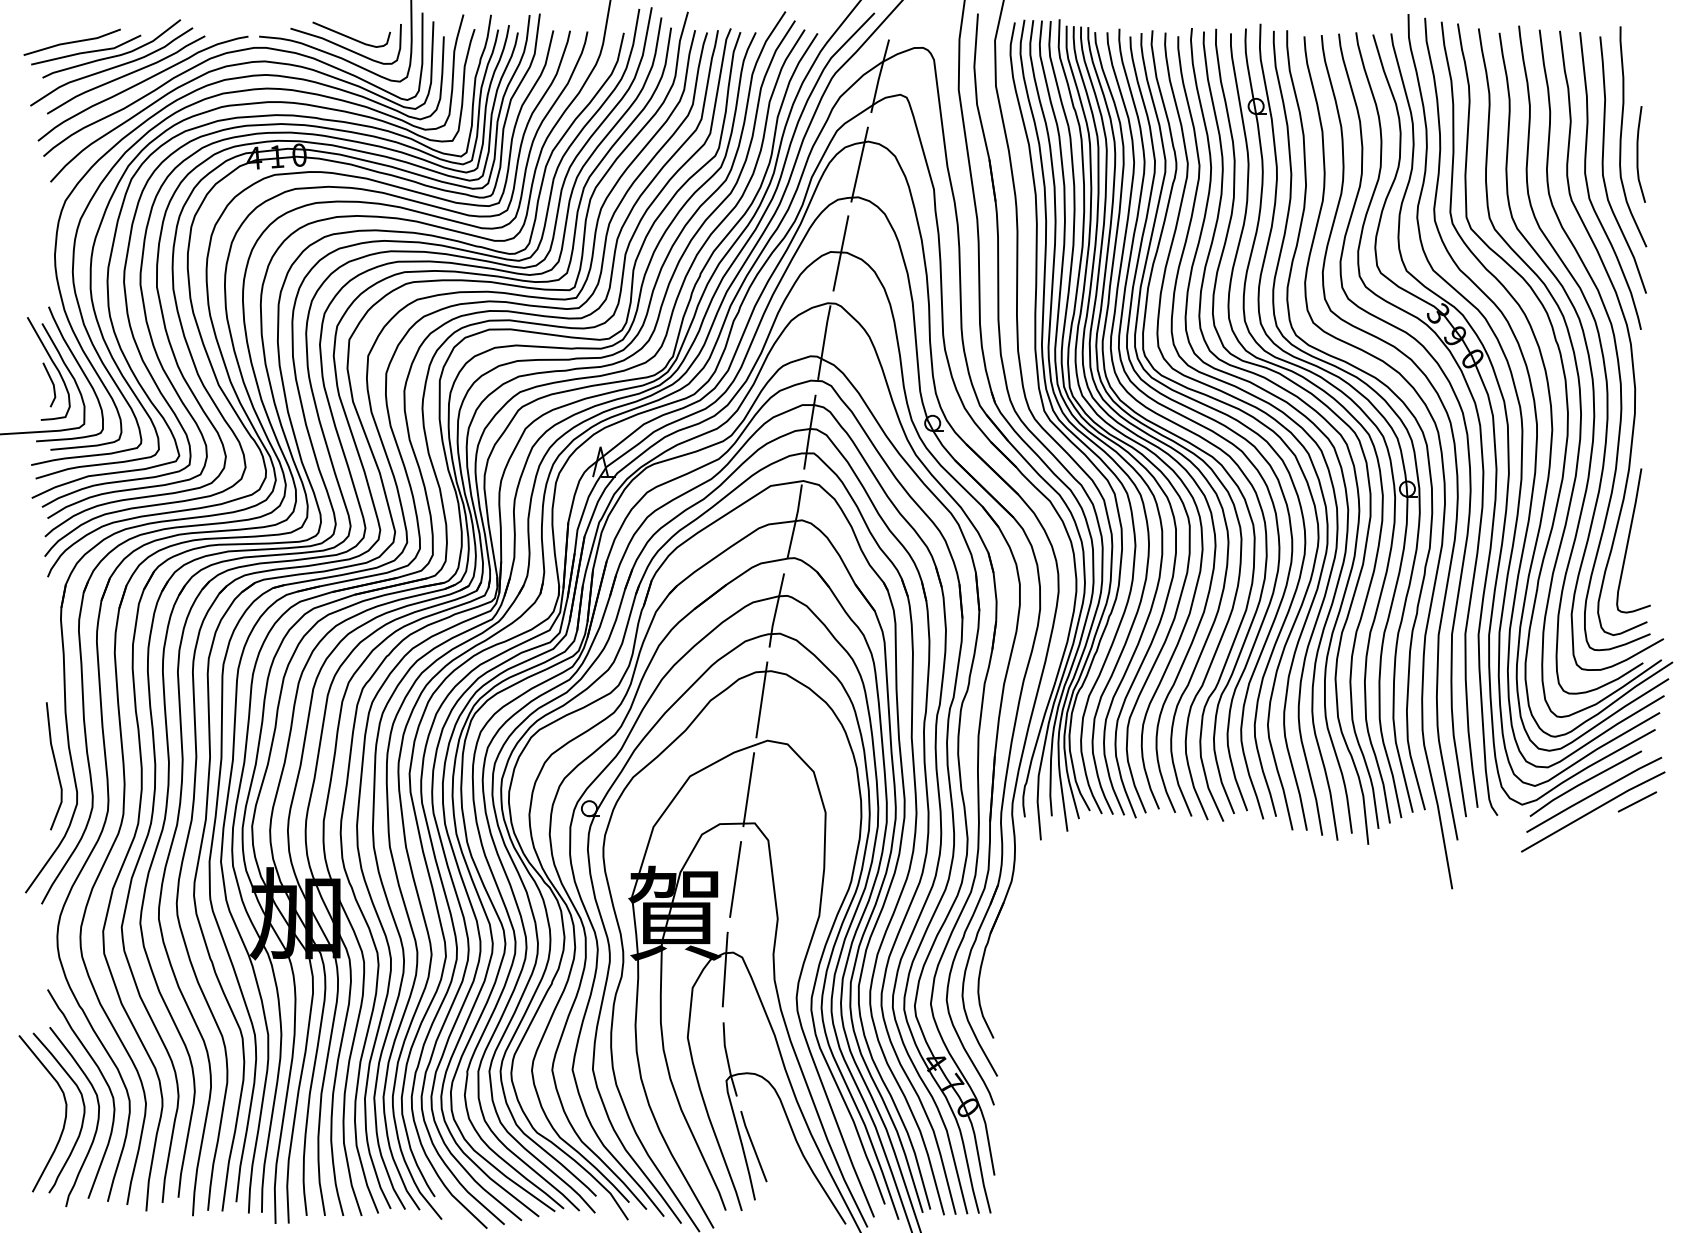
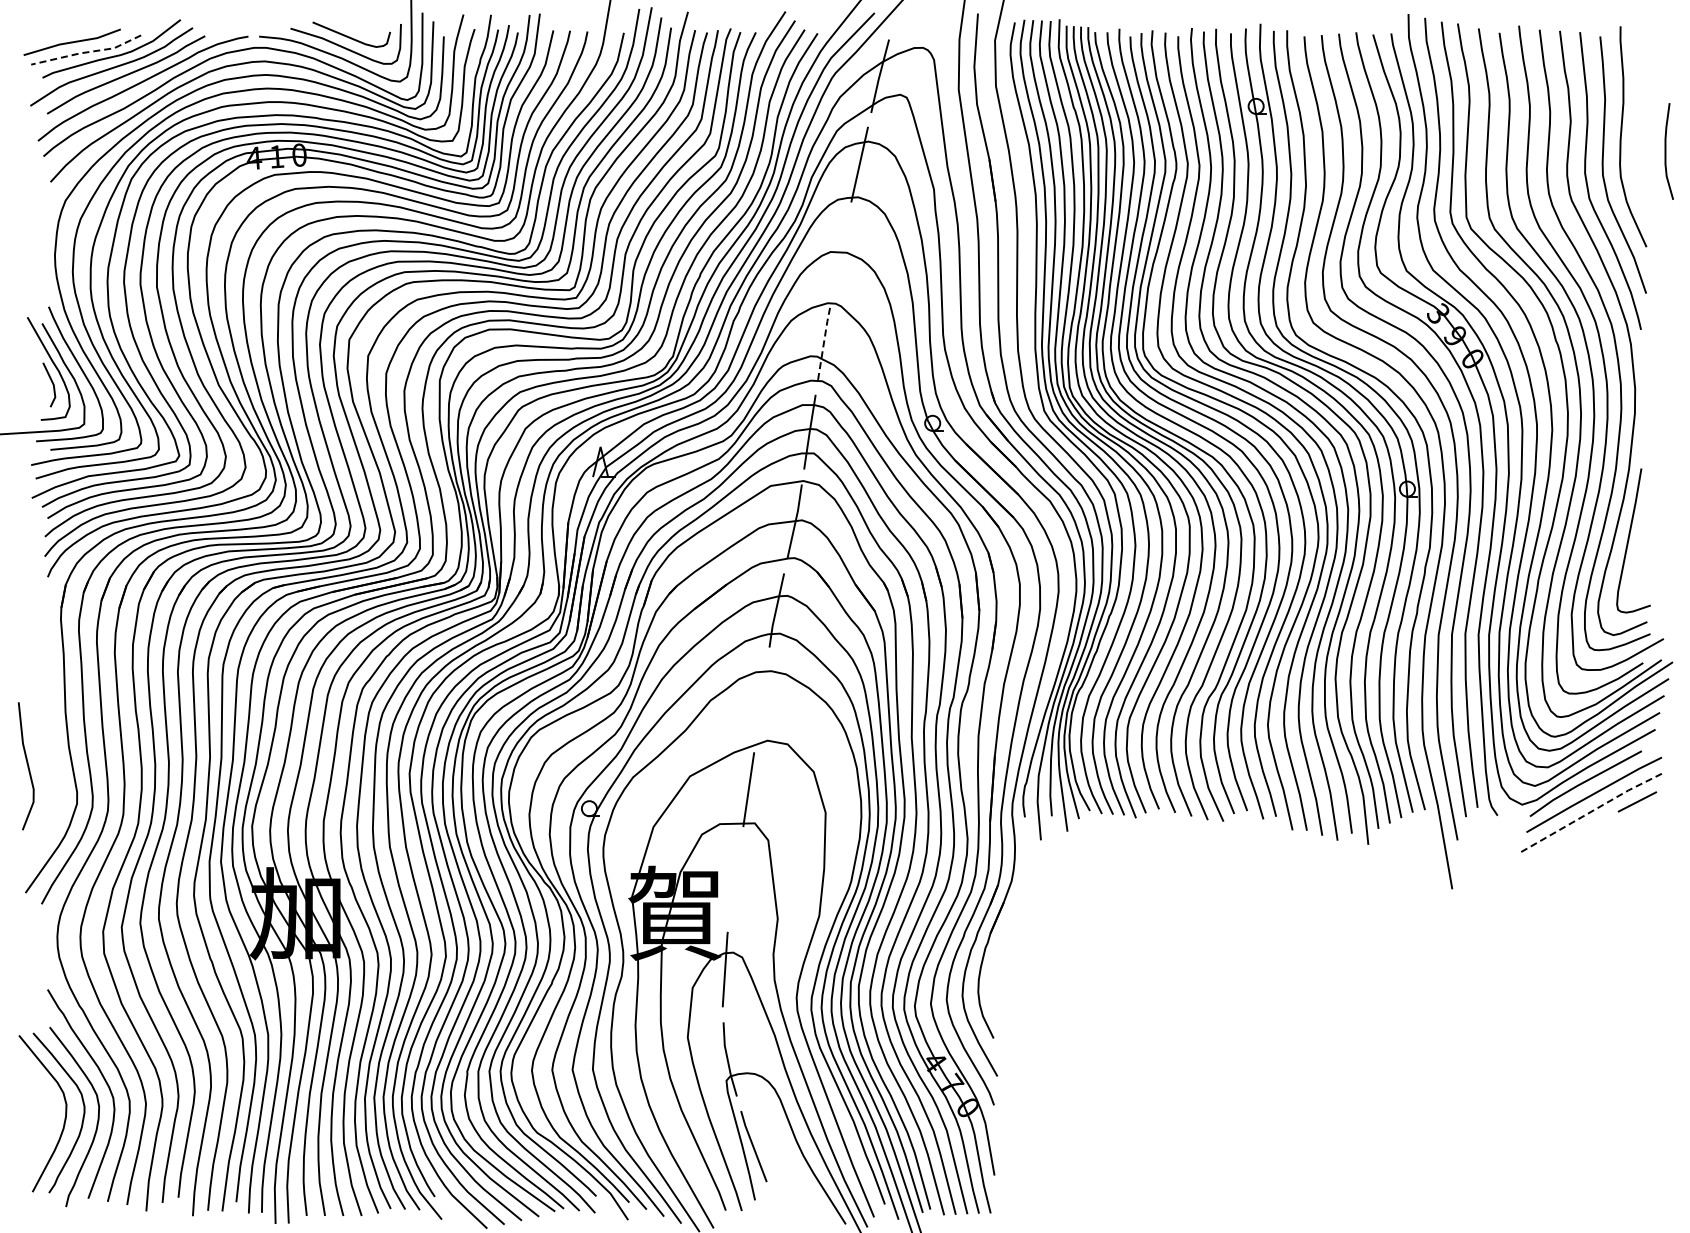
line: solid -> dashed (86, 52)
curve position: (1638, 154) -> (1666, 151) (1666, 151)
line: present -> none (840, 253)
line: solid -> dashed (824, 341)
line: present -> none (761, 699)
line position: (55, 766) -> (27, 766) (27, 766)
line: solid -> dashed (1593, 810)
line: present -> none (735, 879)
